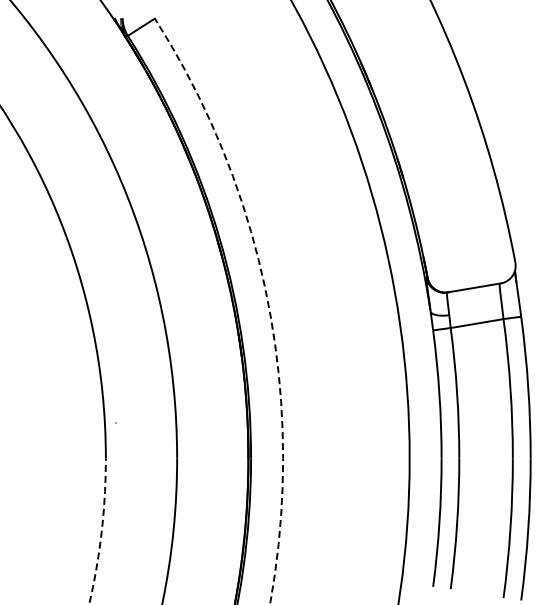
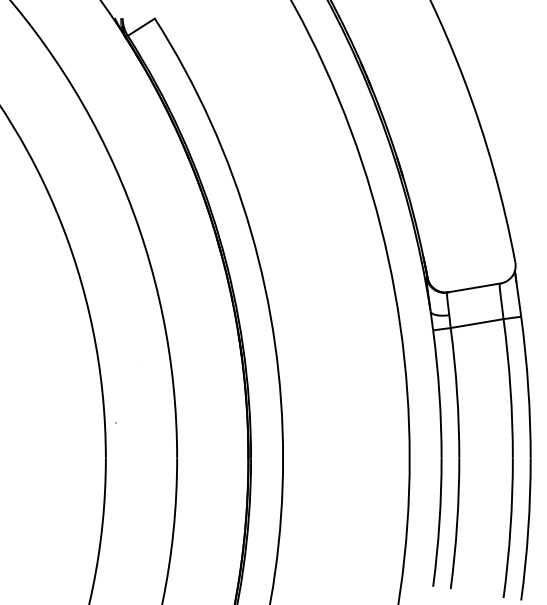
arc: dashed -> solid (267, 298)
arc: dashed -> solid (101, 532)
